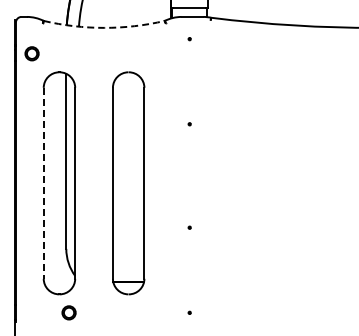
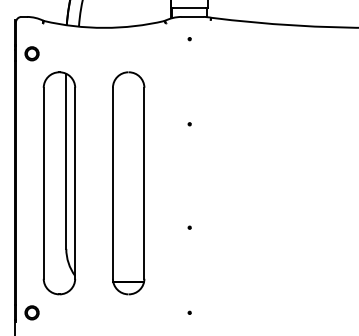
arc: dashed -> solid (104, 27)
line: dashed -> solid (43, 183)
circle position: (68, 312) -> (31, 312) (31, 312)
